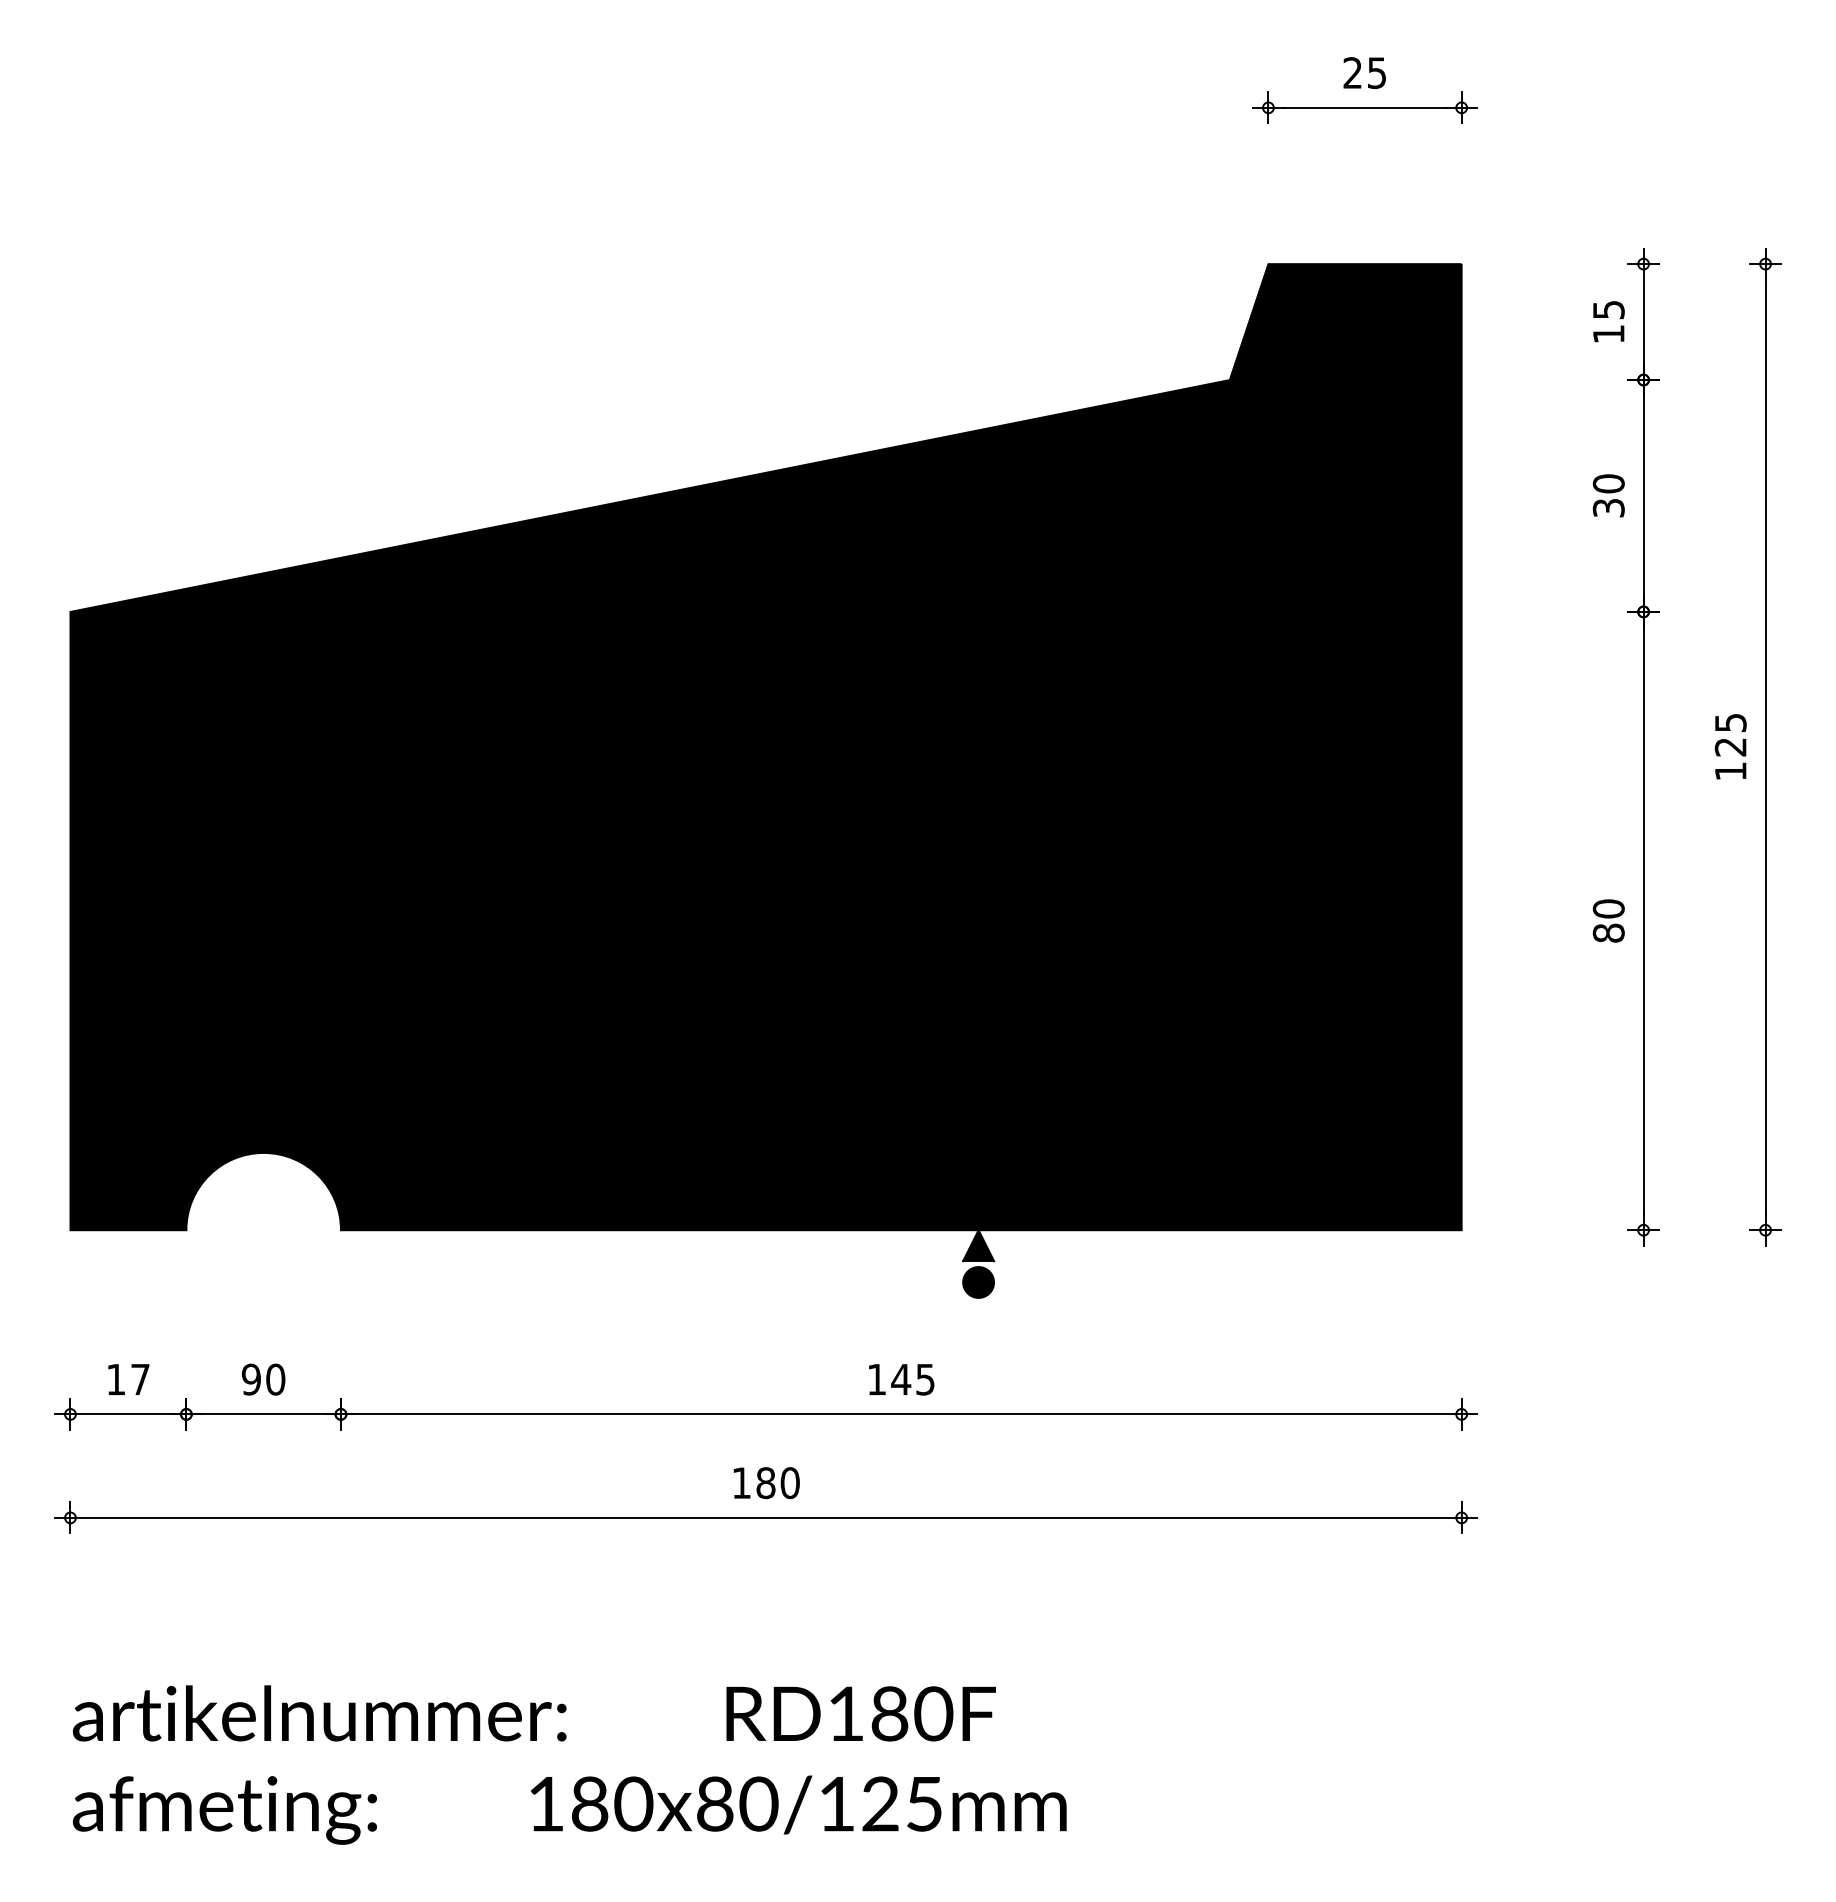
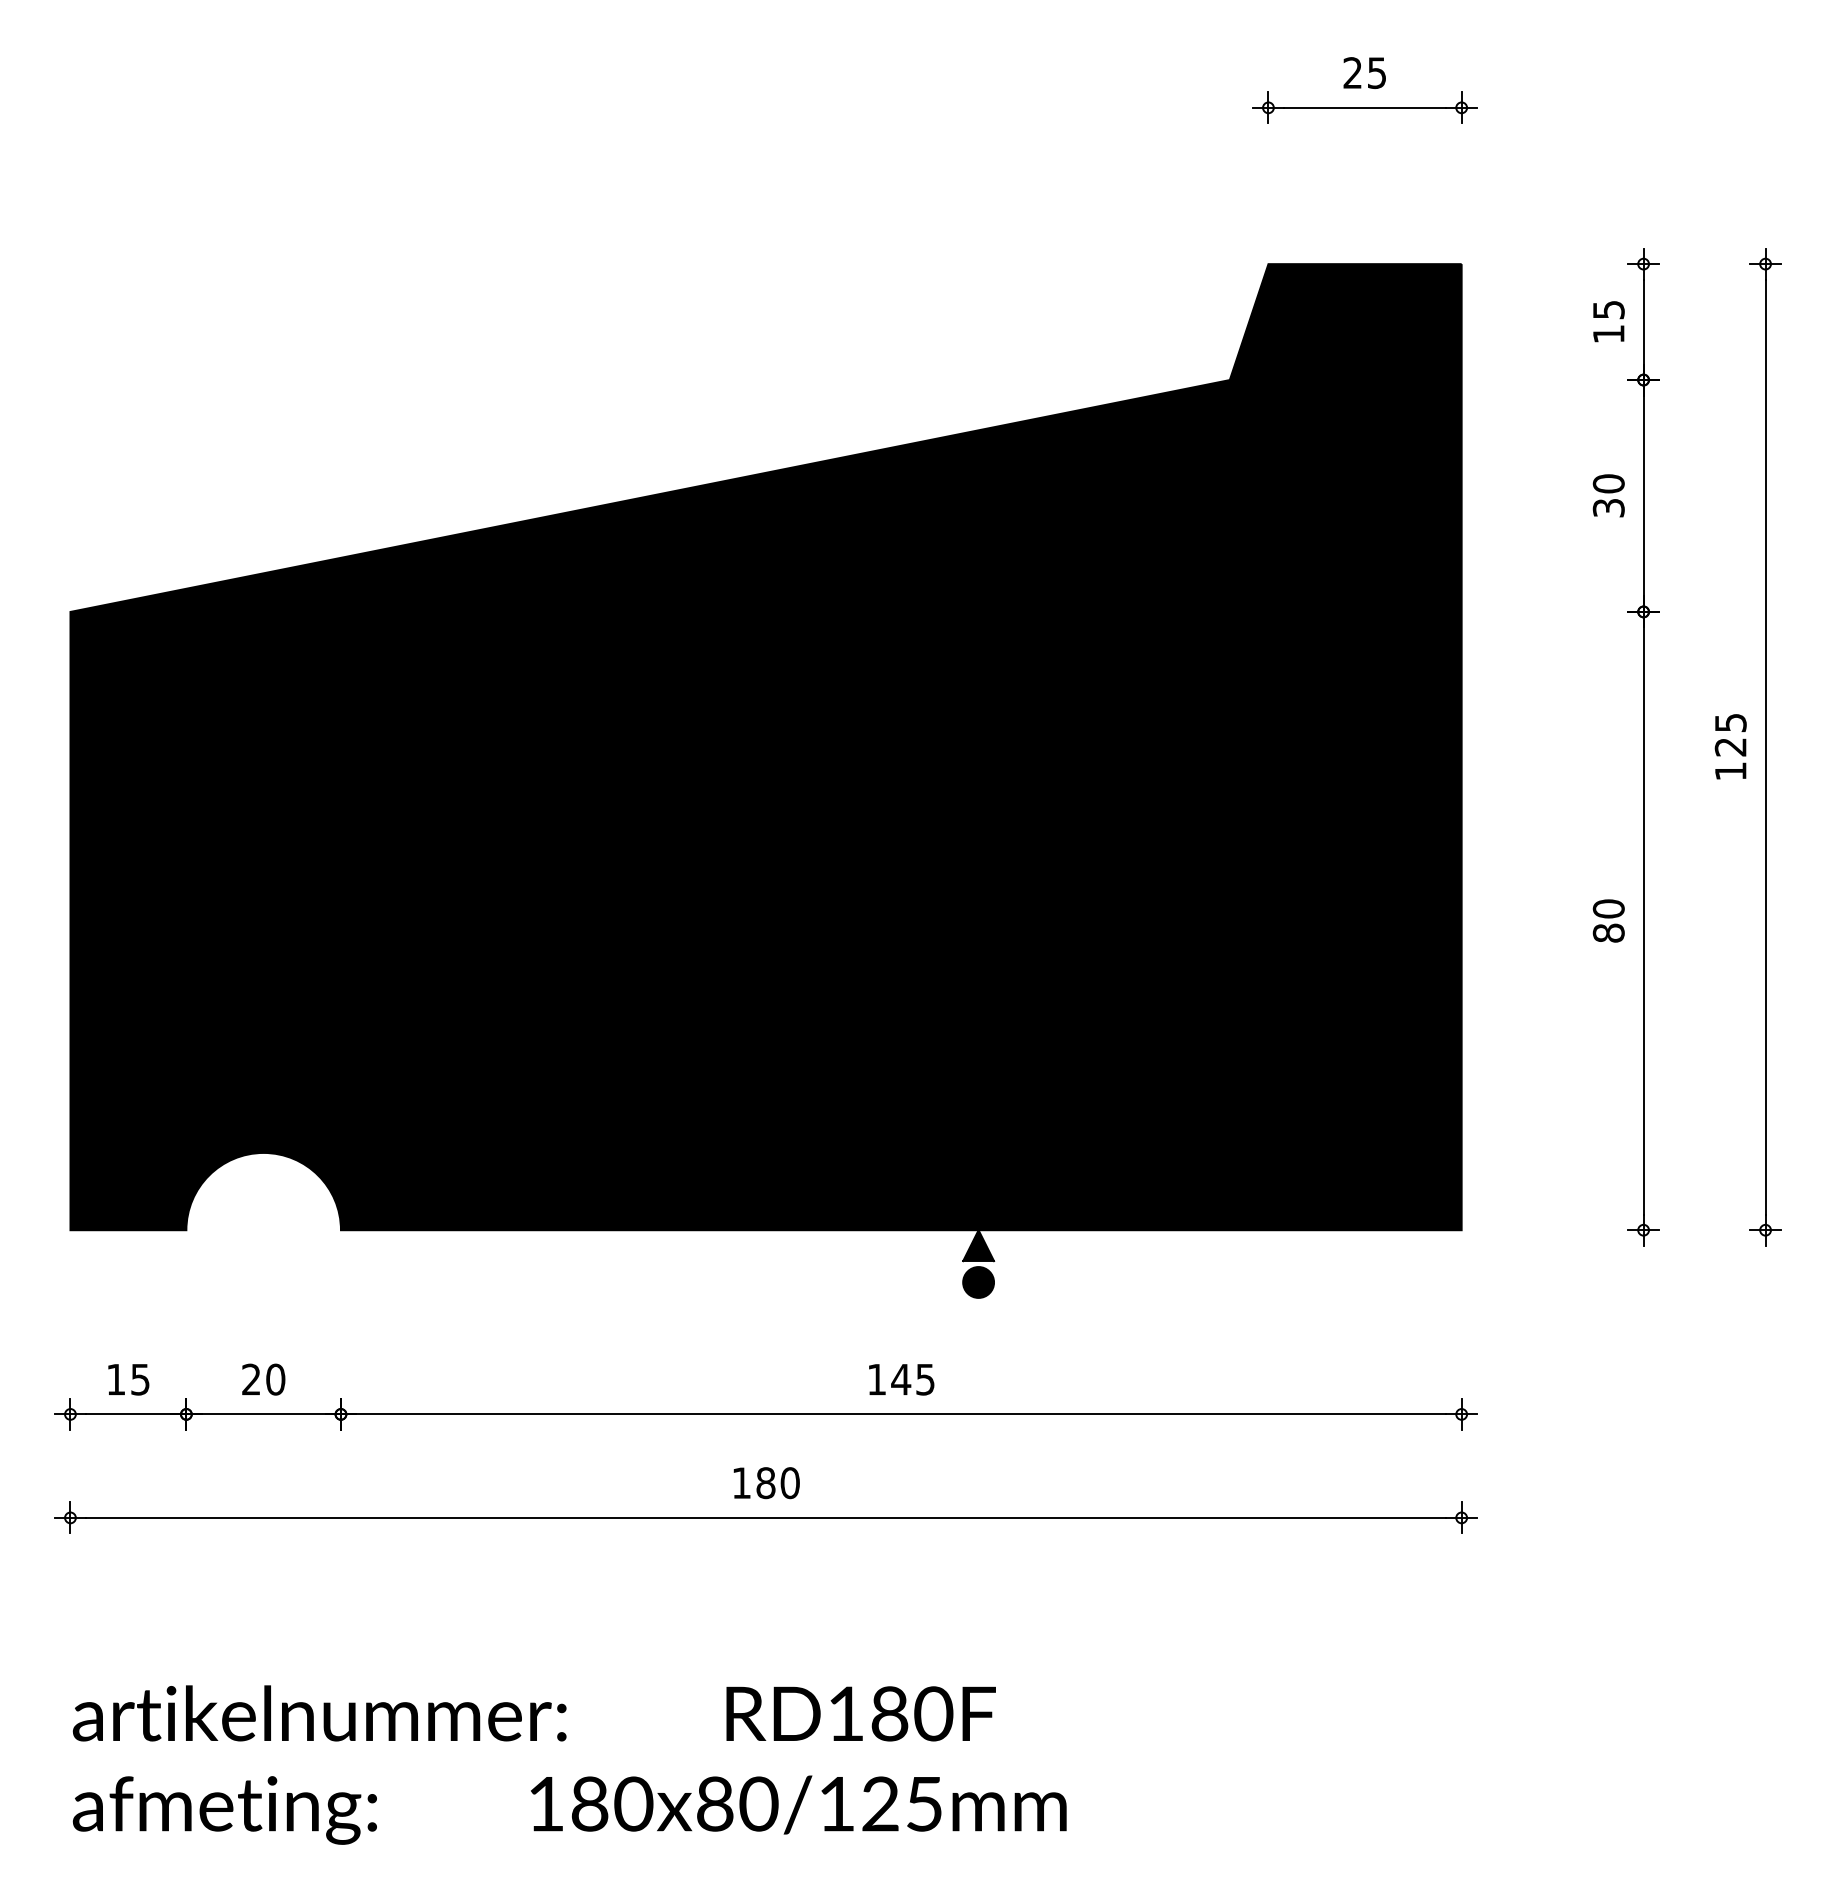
text: 17 -> 15 (140, 1379)
text: 90 -> 20 (250, 1379)
